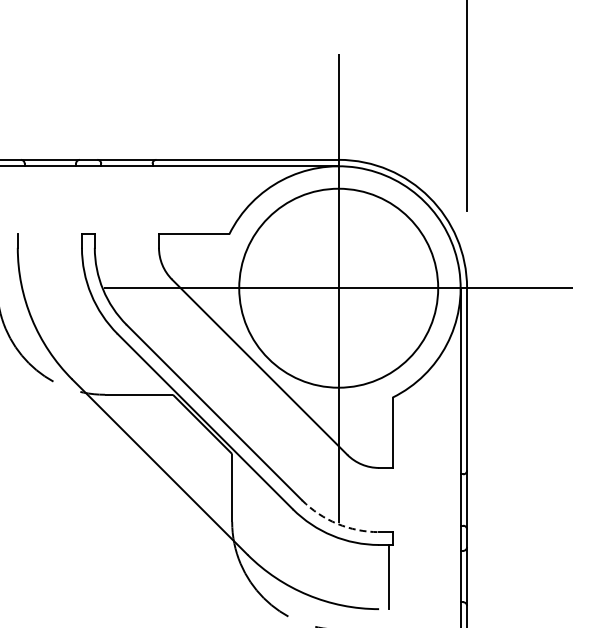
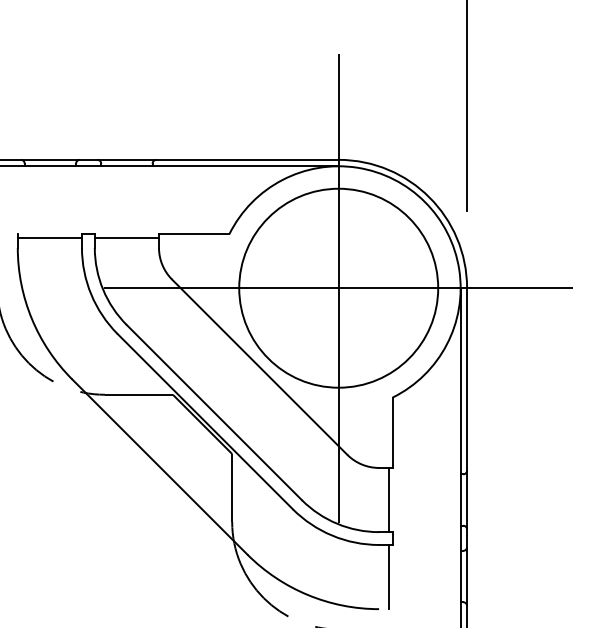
line: none -> present (49, 238)
line: none -> present (126, 238)
line: none -> present (388, 499)
arc: dashed -> solid (337, 523)
